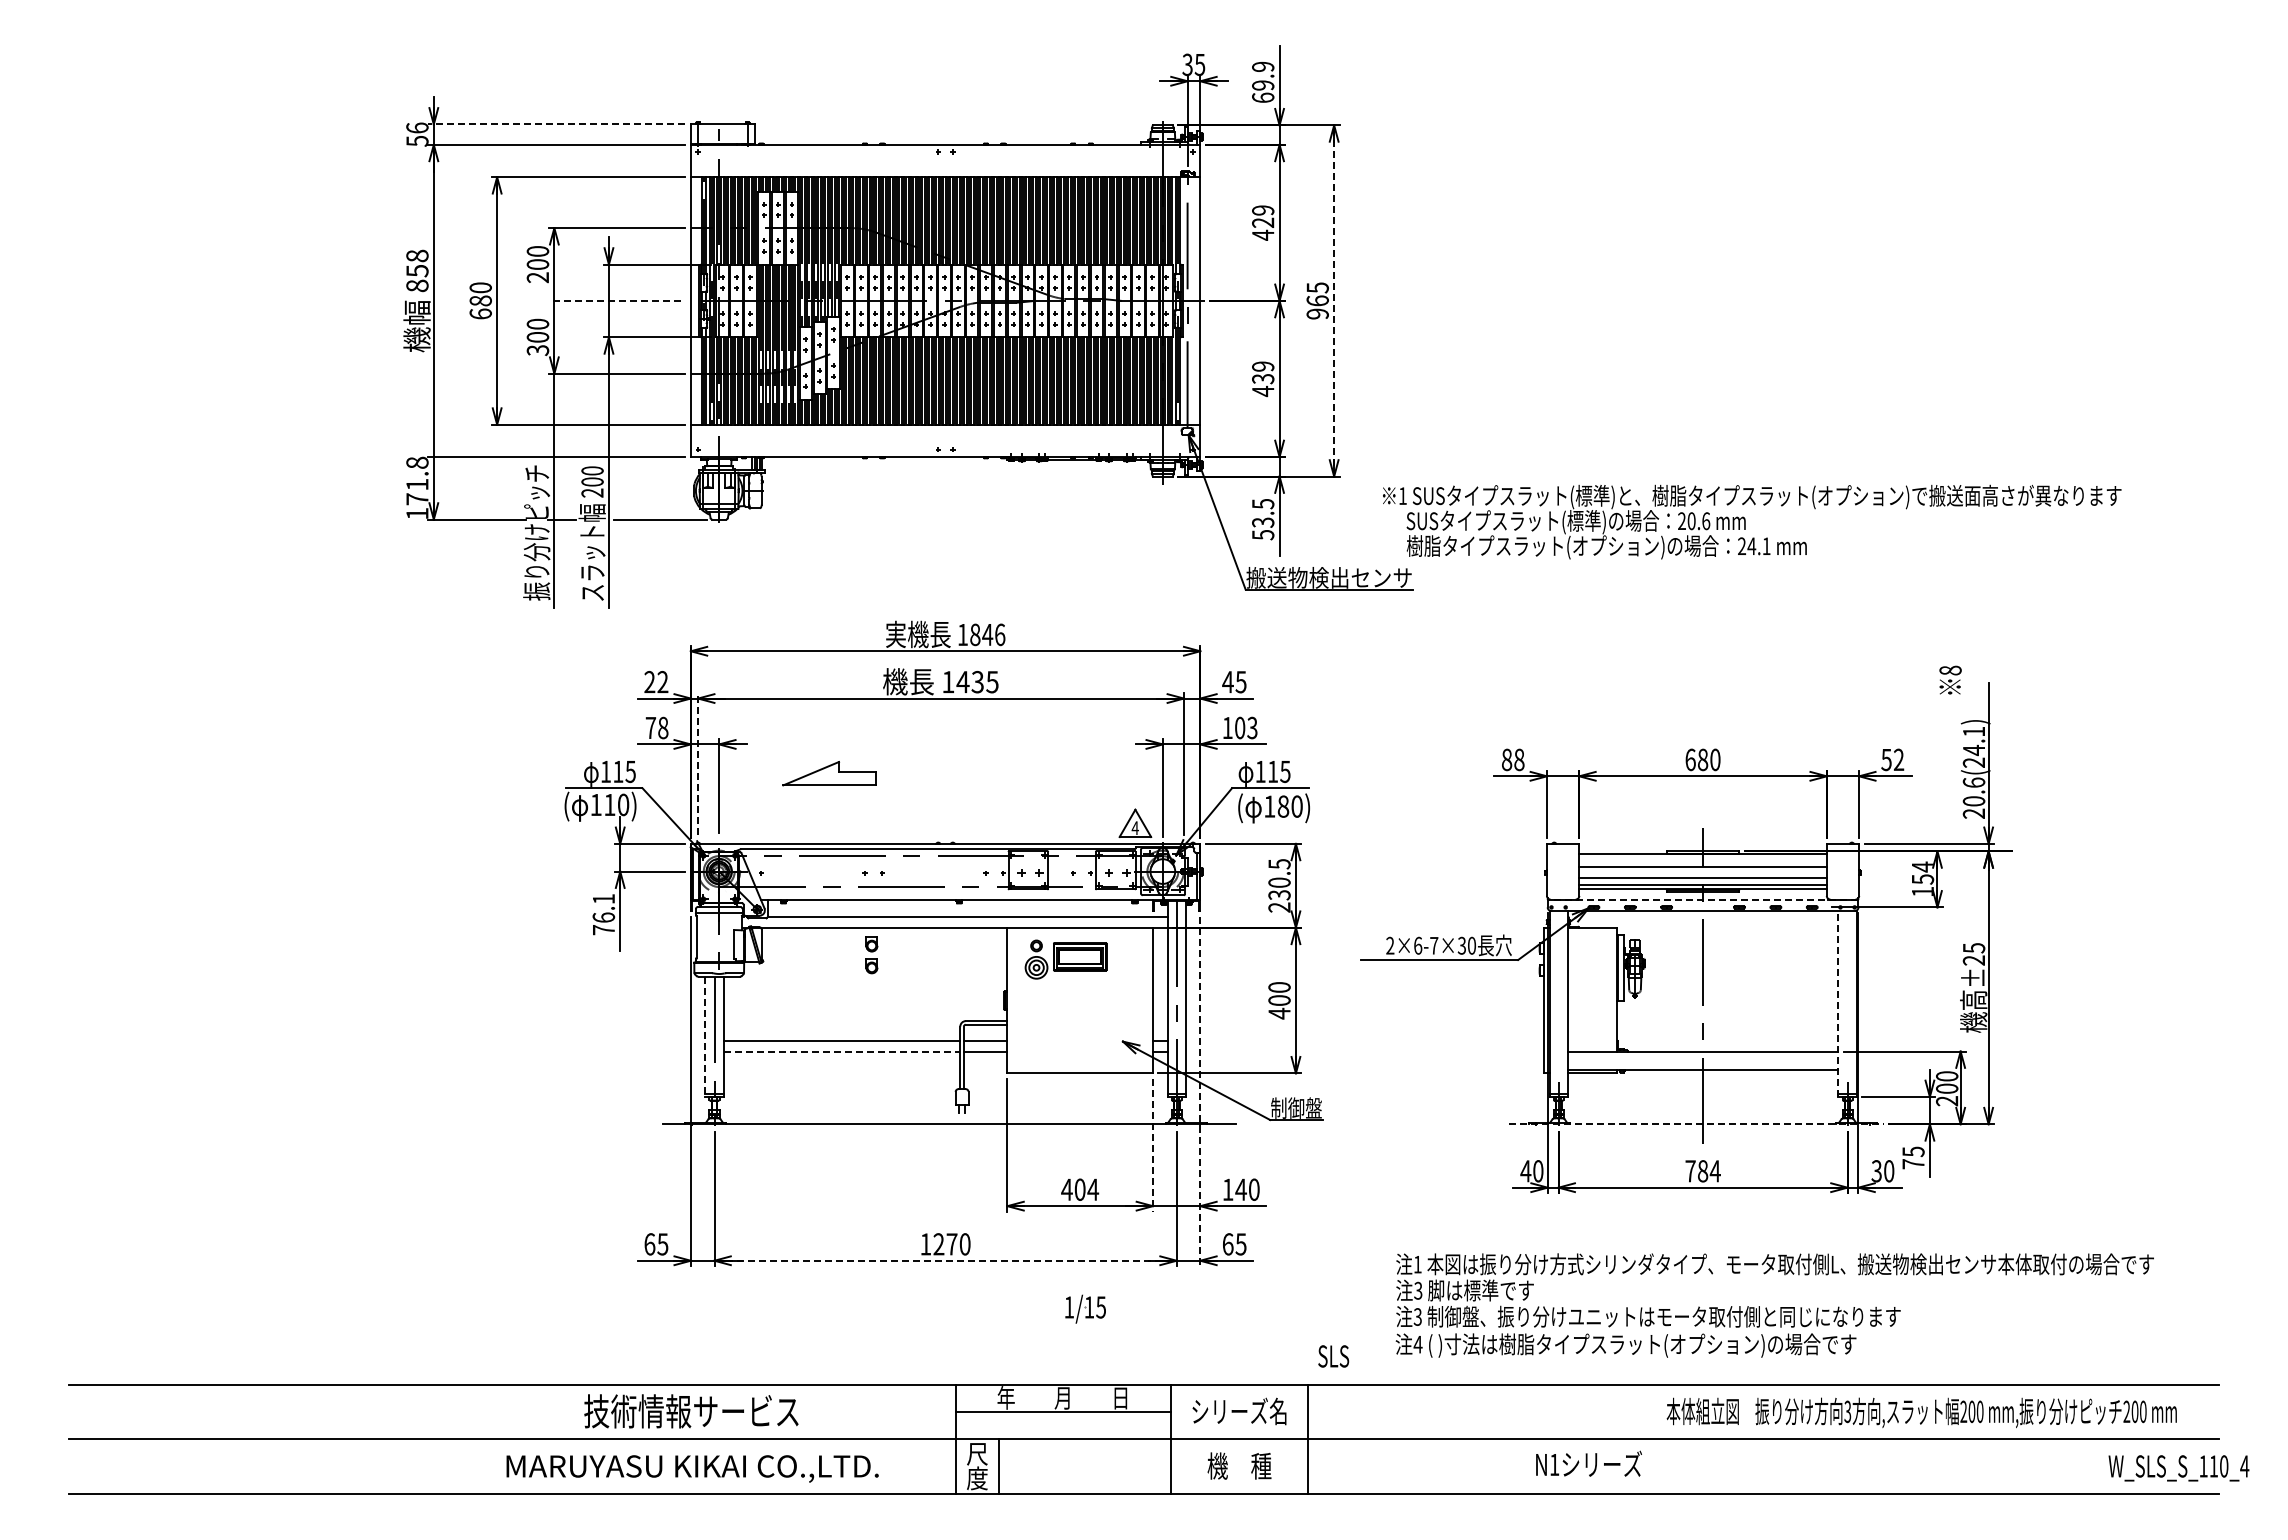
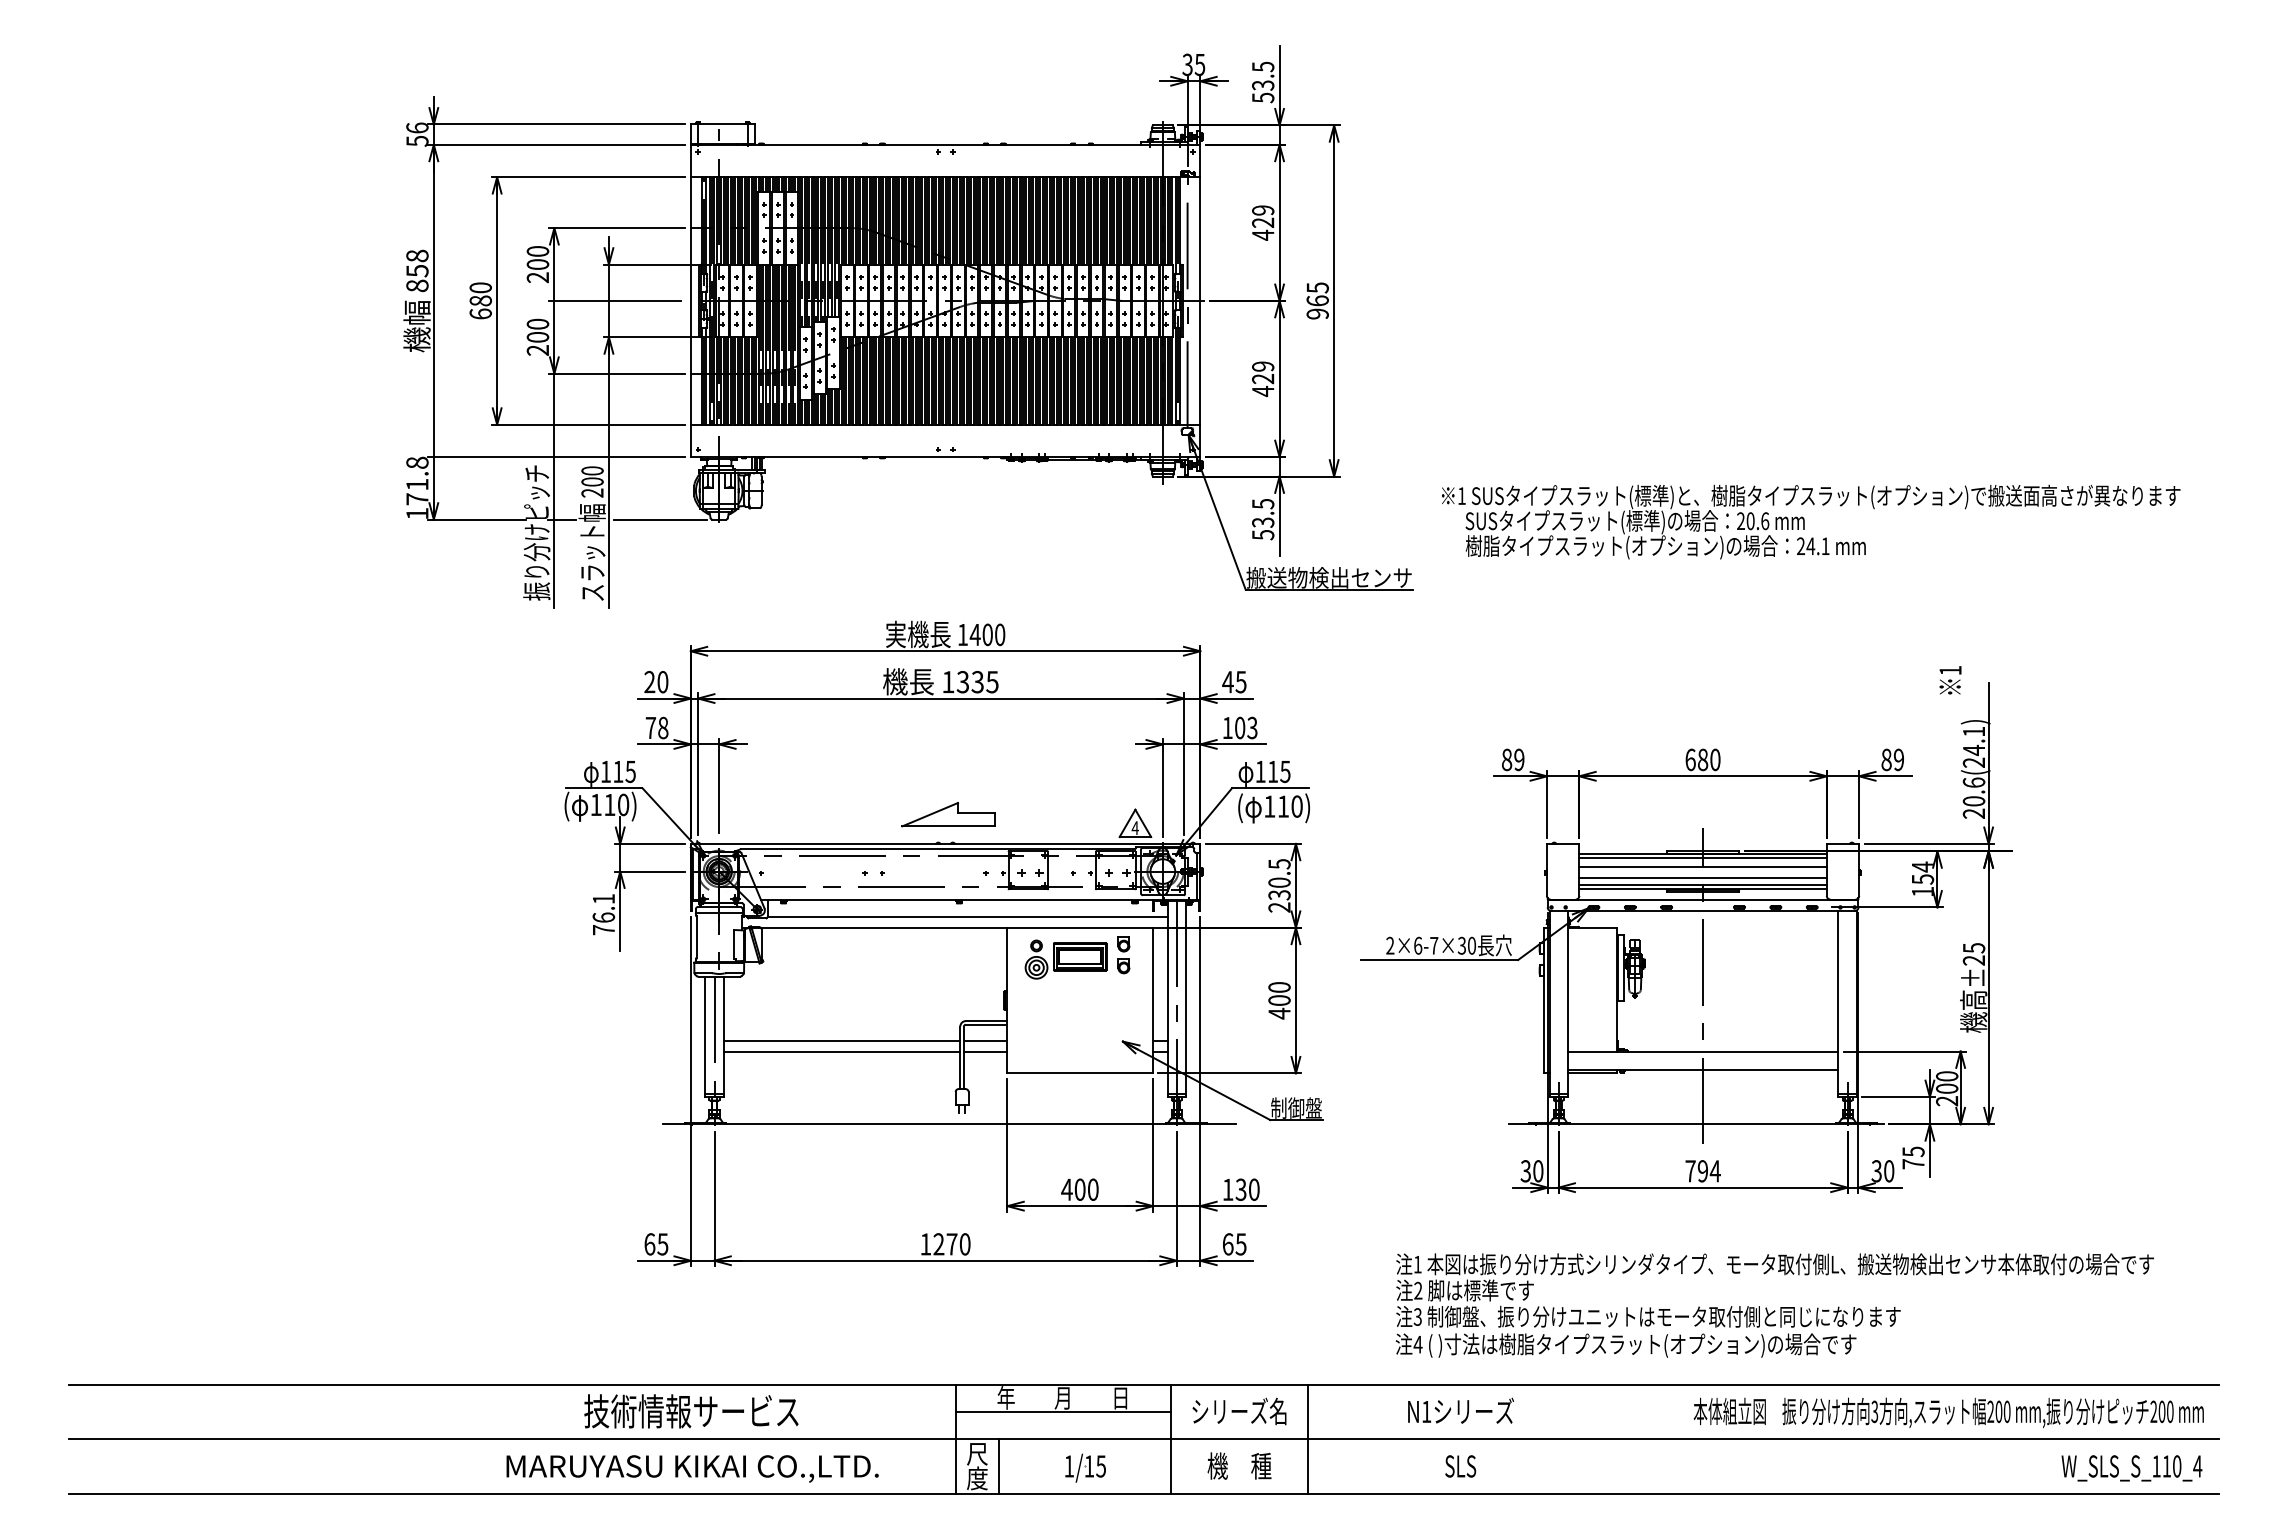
text: 69.9 -> 53.5 (1263, 82)
line: dashed -> solid (556, 124)
line: dashed -> solid (614, 300)
line: dashed -> solid (1334, 300)
text: 300 -> 200 (538, 350)
text: 439 -> 429 (1263, 379)
text position: (1752, 521) -> (1811, 521) (1811, 521)
text: 1846 -> 1400 (987, 634)
text: 8 -> 1 (1950, 670)
text: 1435 -> 1335 (962, 681)
text: 22 -> 20 (662, 682)
text: 88 -> 89 (1519, 759)
text: 52 -> 89 (1892, 759)
line: dashed -> solid (698, 763)
part position: (829, 773) -> (948, 814) (948, 814)
text: 180) -> 110) (1283, 806)
line: none -> present (1702, 858)
line: dashed -> solid (1702, 900)
part position: (871, 955) -> (1123, 955) (1123, 955)
line: dashed -> solid (1838, 1004)
line: dashed -> solid (705, 1037)
line: dashed -> solid (842, 1051)
line: dashed -> solid (1200, 1091)
line: dashed -> solid (1696, 1124)
line: dashed -> solid (1153, 1145)
text: 40 -> 30 (1525, 1171)
text: 784 -> 794 (1702, 1171)
text: 404 -> 400 (1093, 1189)
text: 140 -> 130 (1240, 1189)
line: dashed -> solid (946, 1260)
text: 3 -> 2 (1418, 1290)
part position: (1085, 1308) -> (1085, 1467) (1085, 1467)
text position: (1333, 1356) -> (1460, 1466) (1460, 1466)
text position: (1921, 1412) -> (1948, 1412) (1948, 1412)
text position: (1588, 1463) -> (1460, 1410) (1460, 1410)
text position: (2178, 1468) -> (2131, 1468) (2131, 1468)
